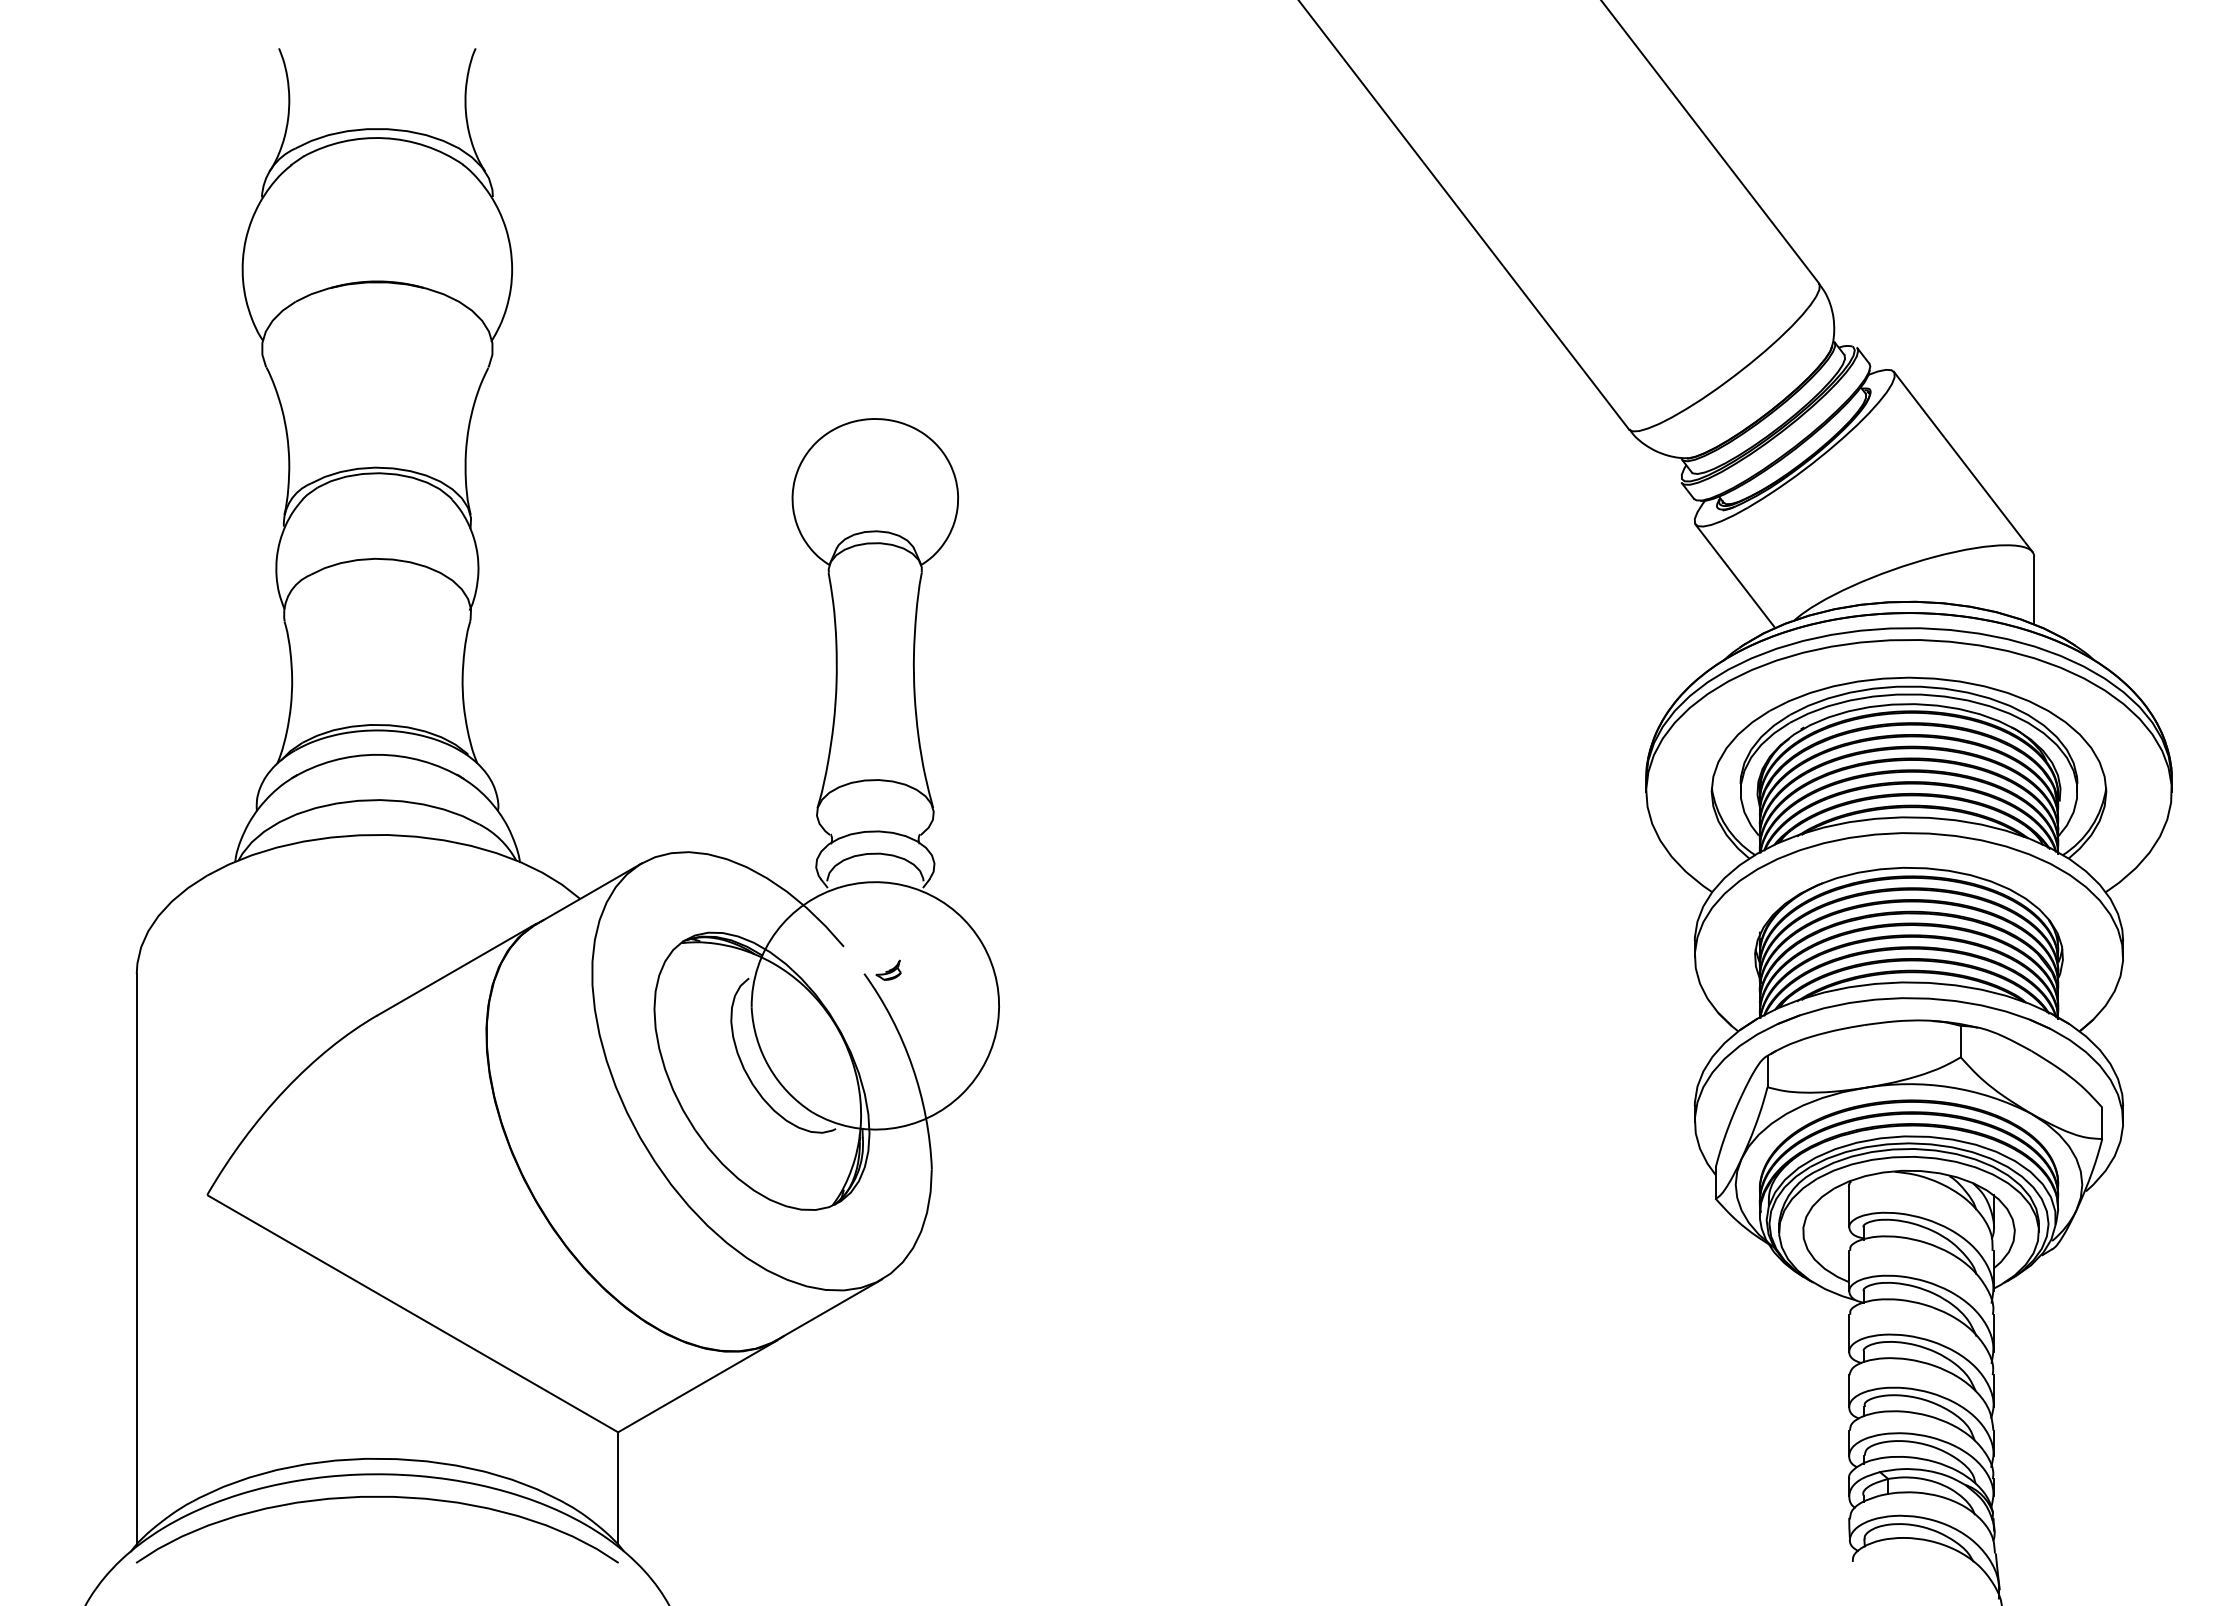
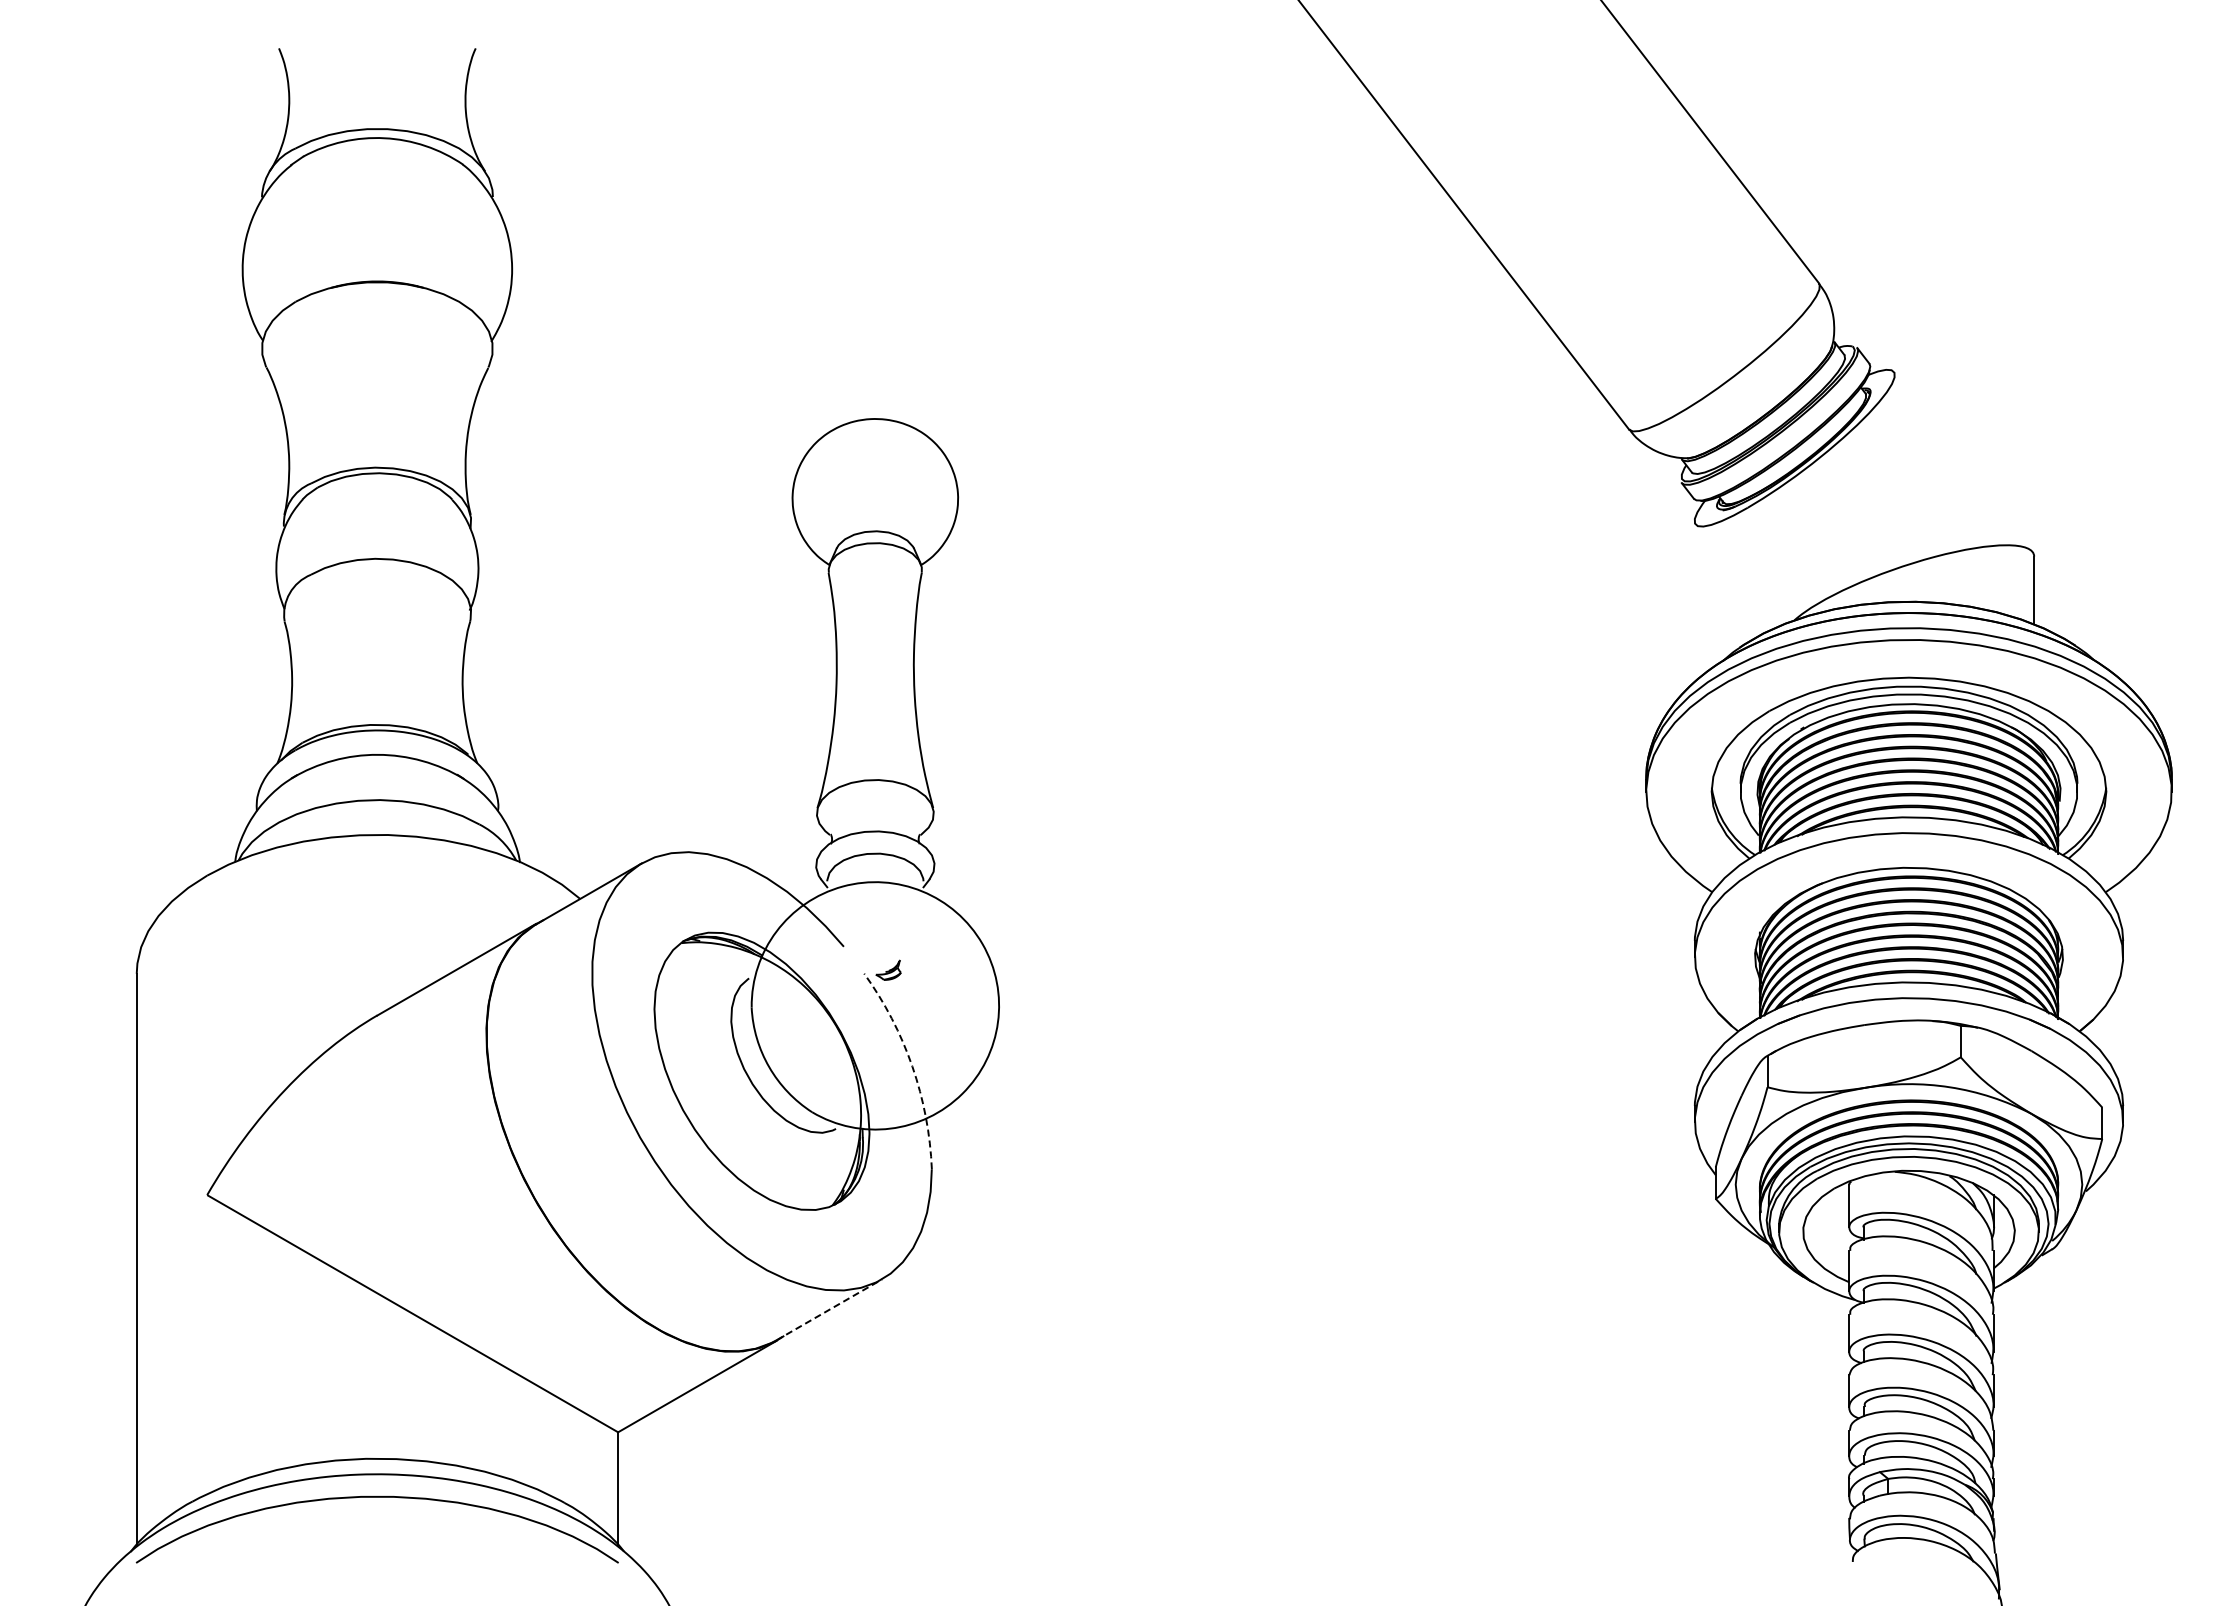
line: present -> none (1962, 461)
line: present -> none (1735, 575)
arc: solid -> dashed (912, 1066)
line: solid -> dashed (829, 1309)
